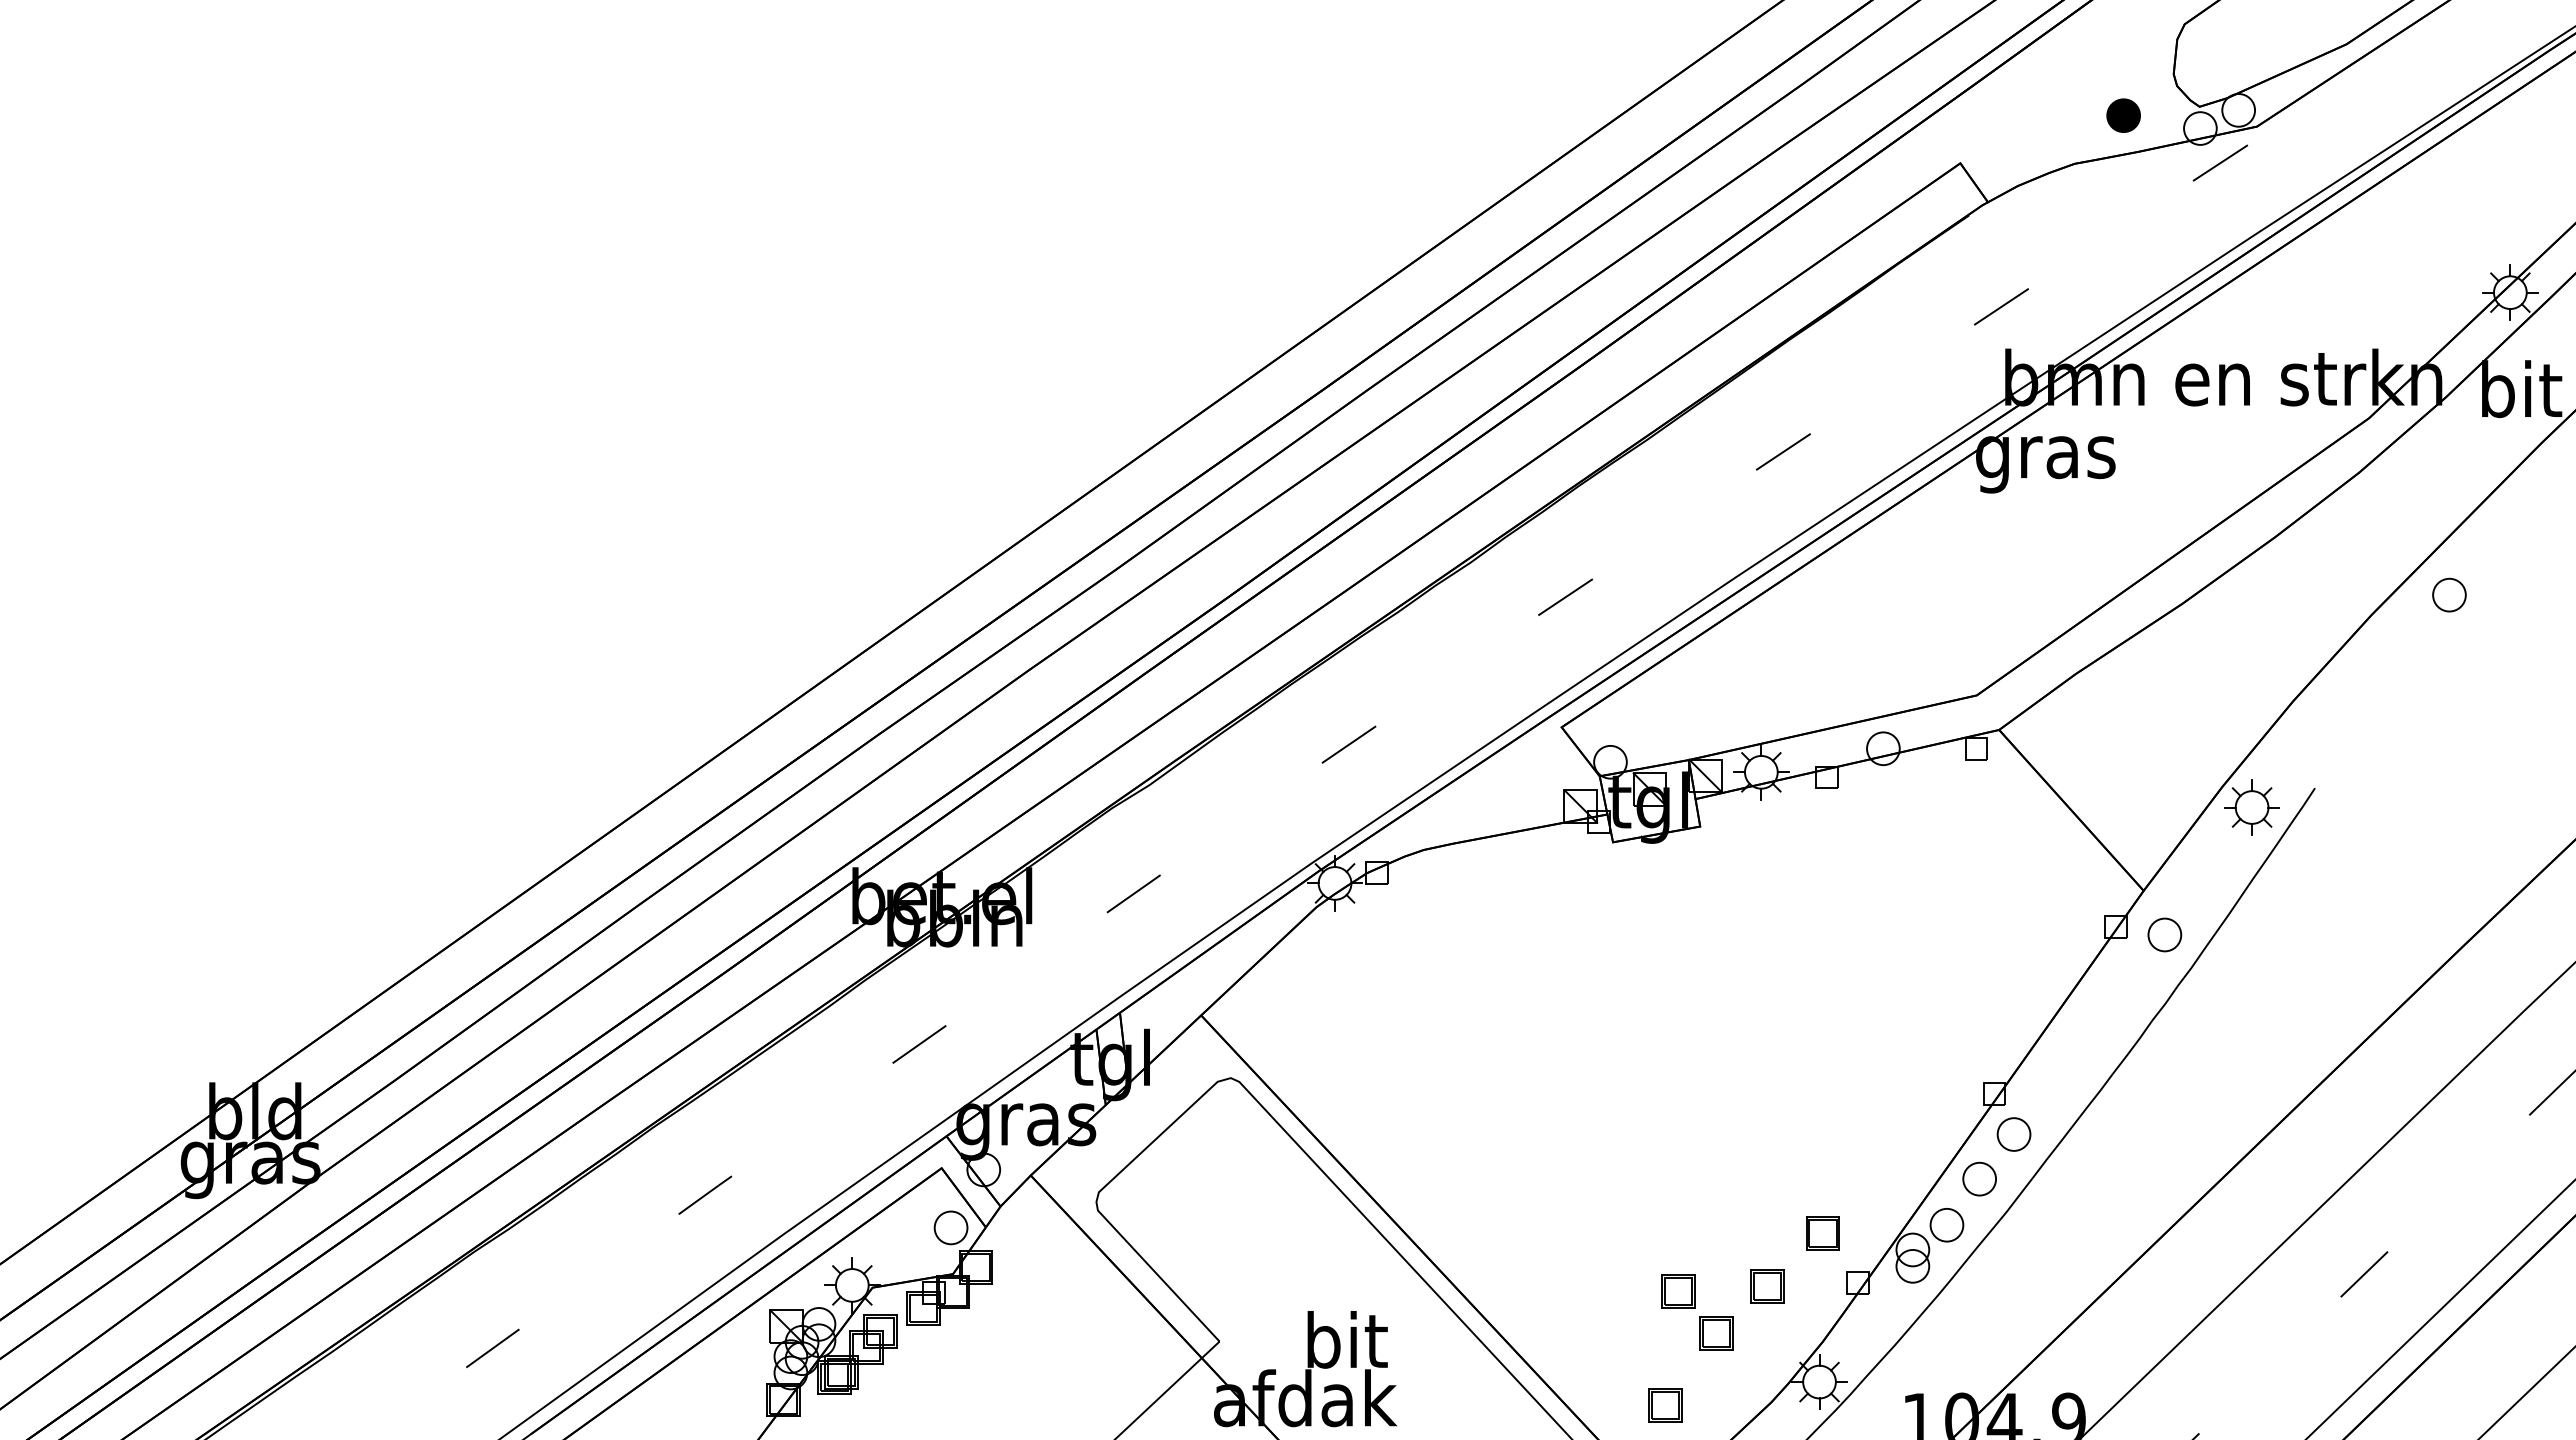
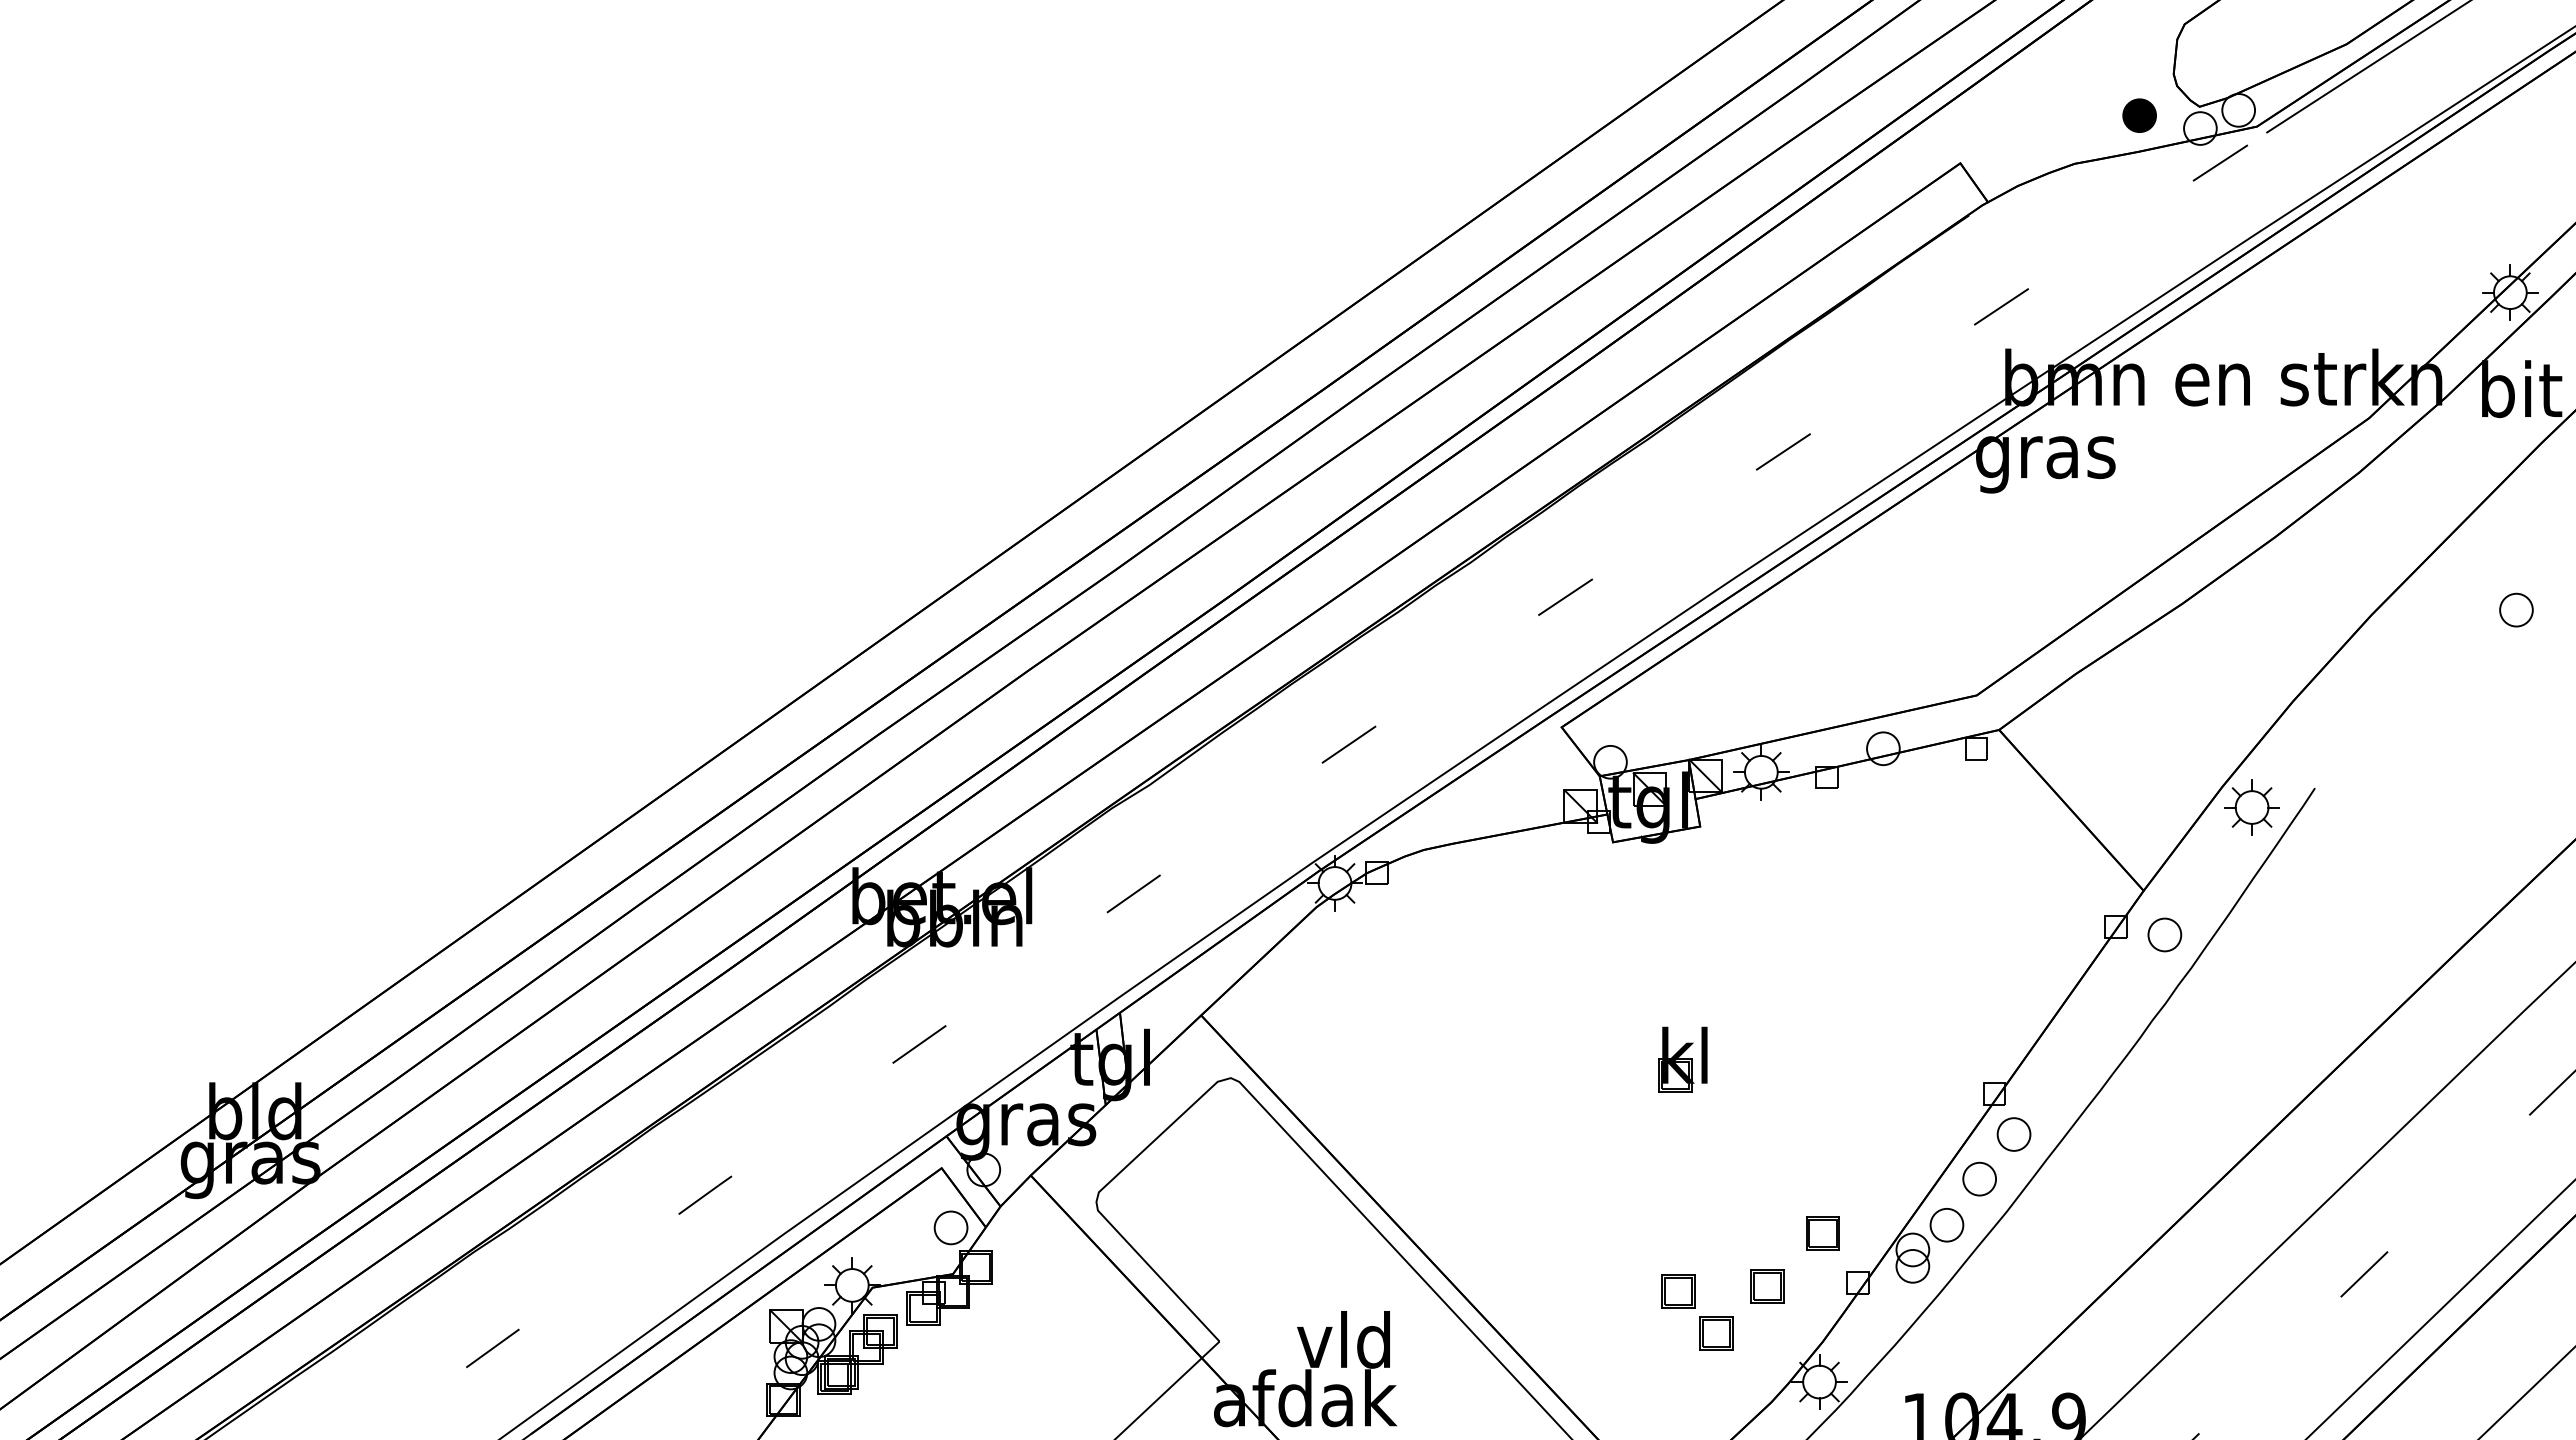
line: none -> present (2367, 67)
part position: (2123, 115) -> (2139, 115) (2139, 115)
part position: (2449, 594) -> (2516, 609) (2516, 609)
part: none -> present (1682, 1059)
text: bit -> vld (1343, 1339)
part: present -> none (1665, 1405)
